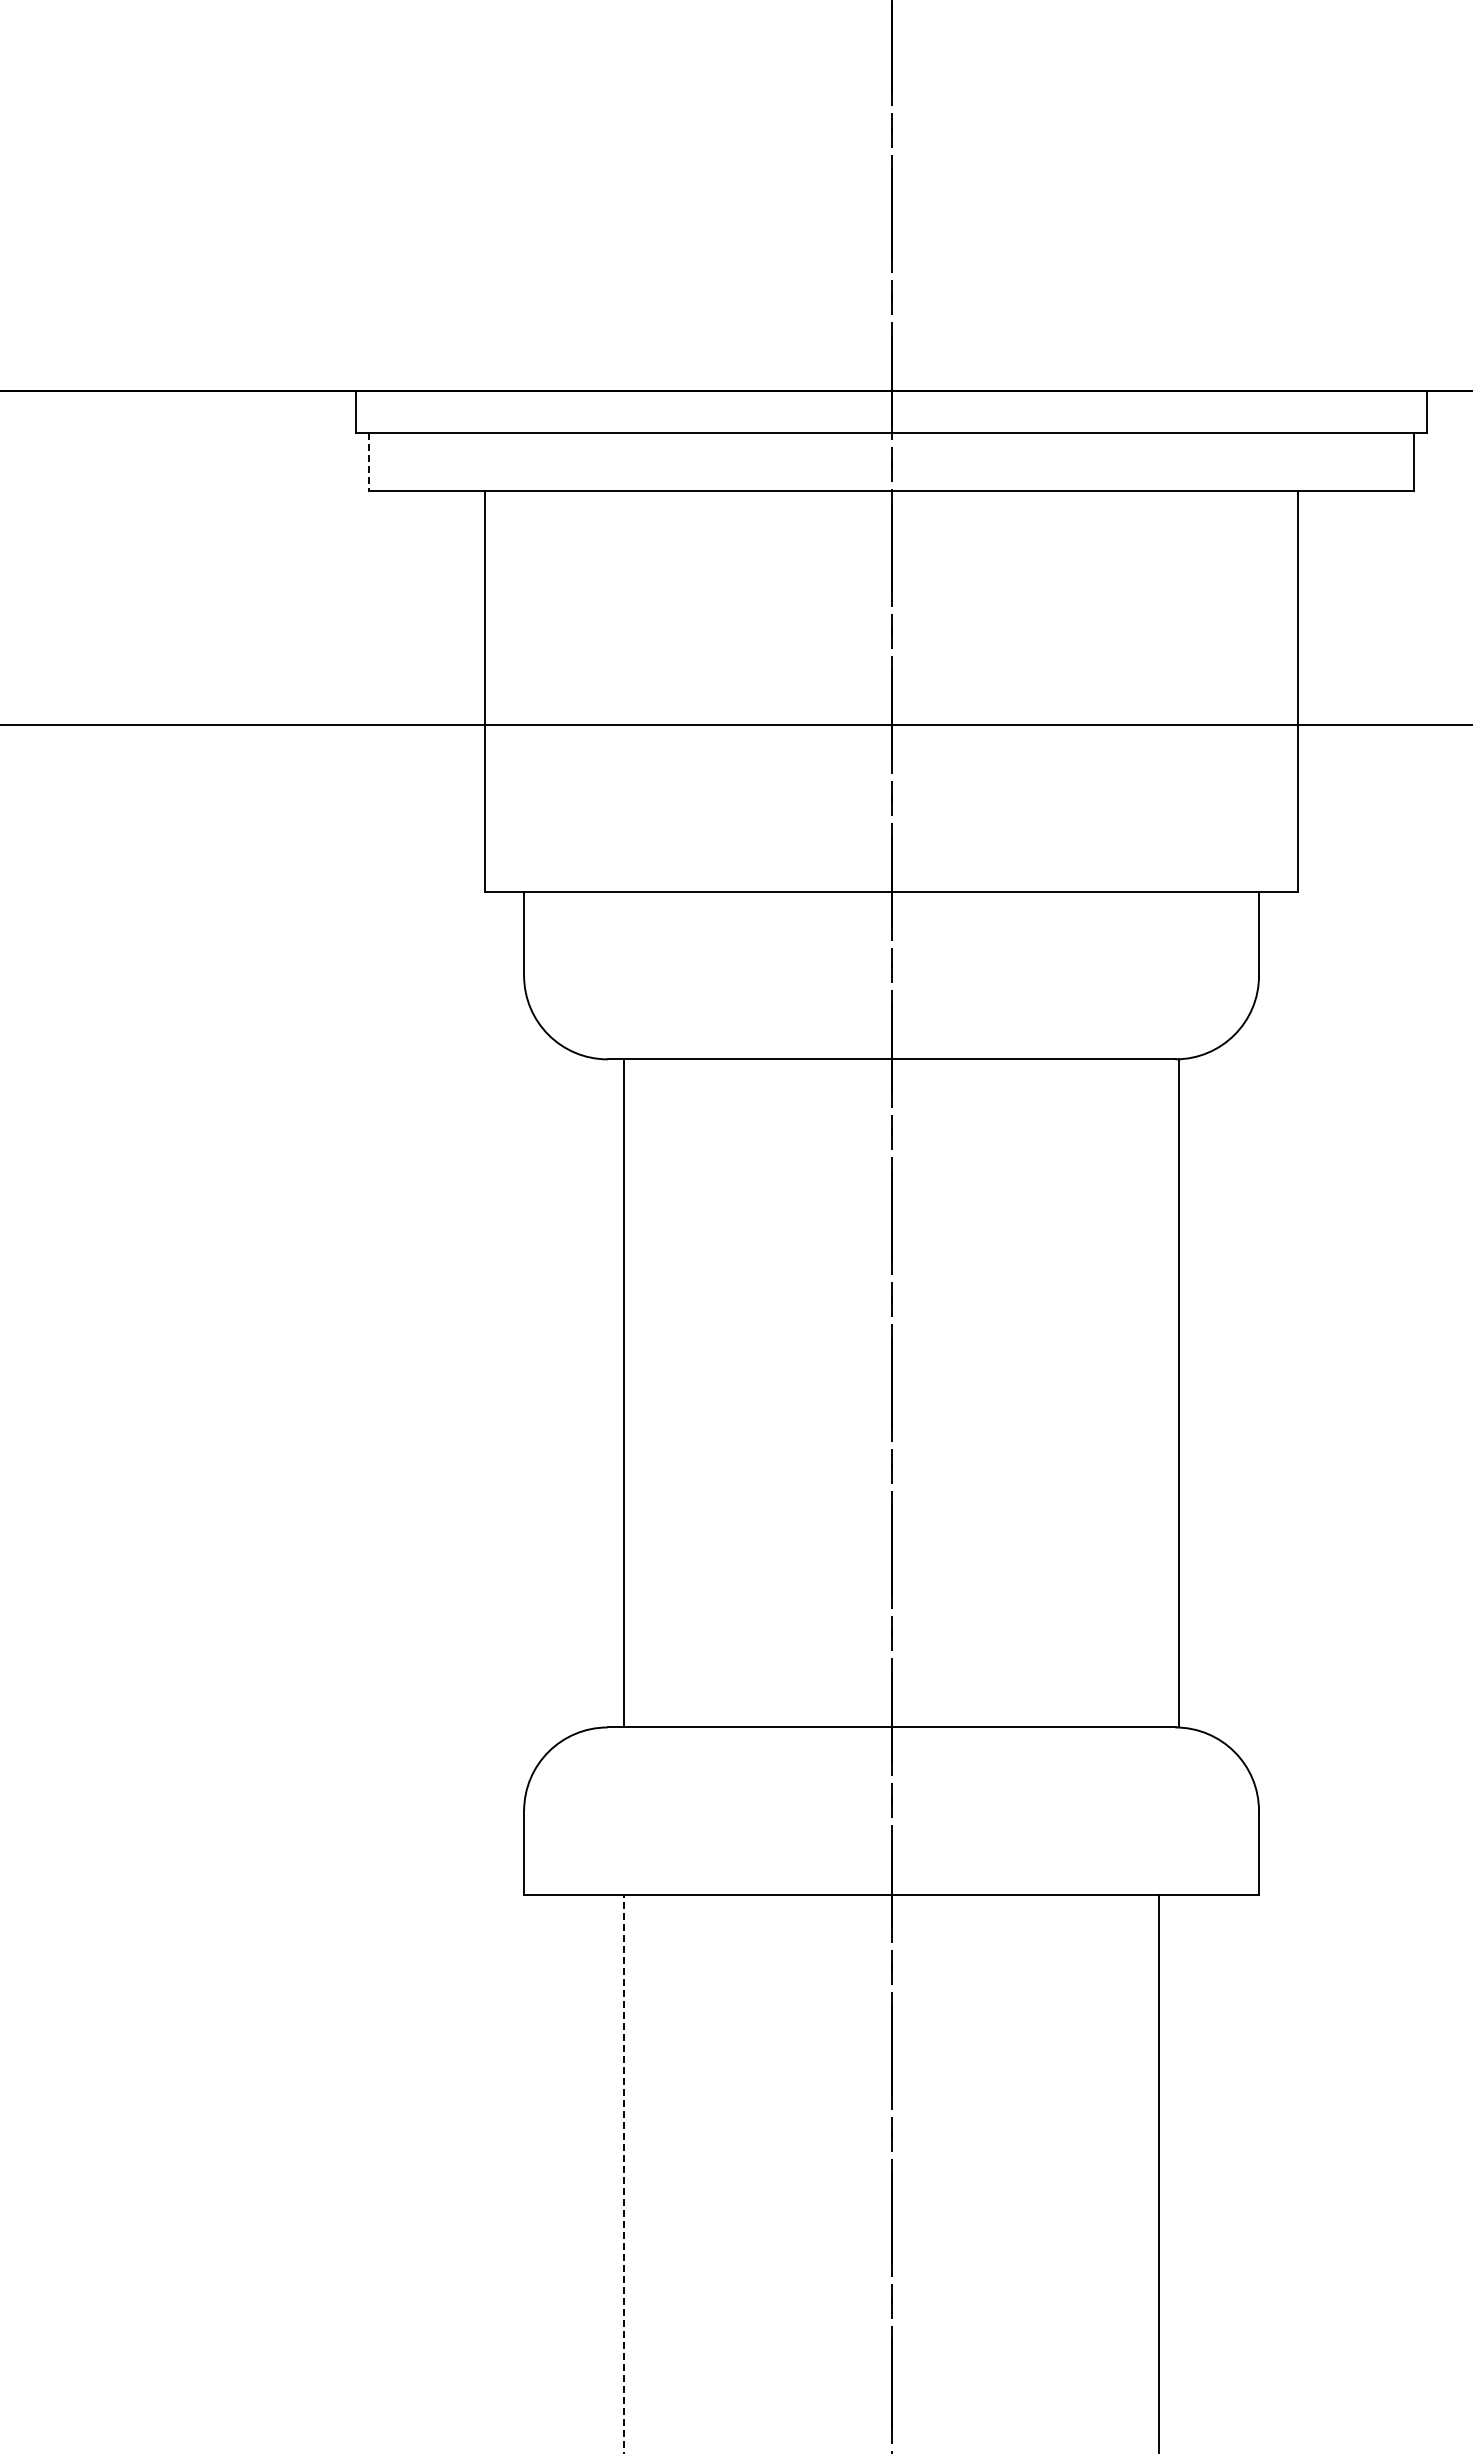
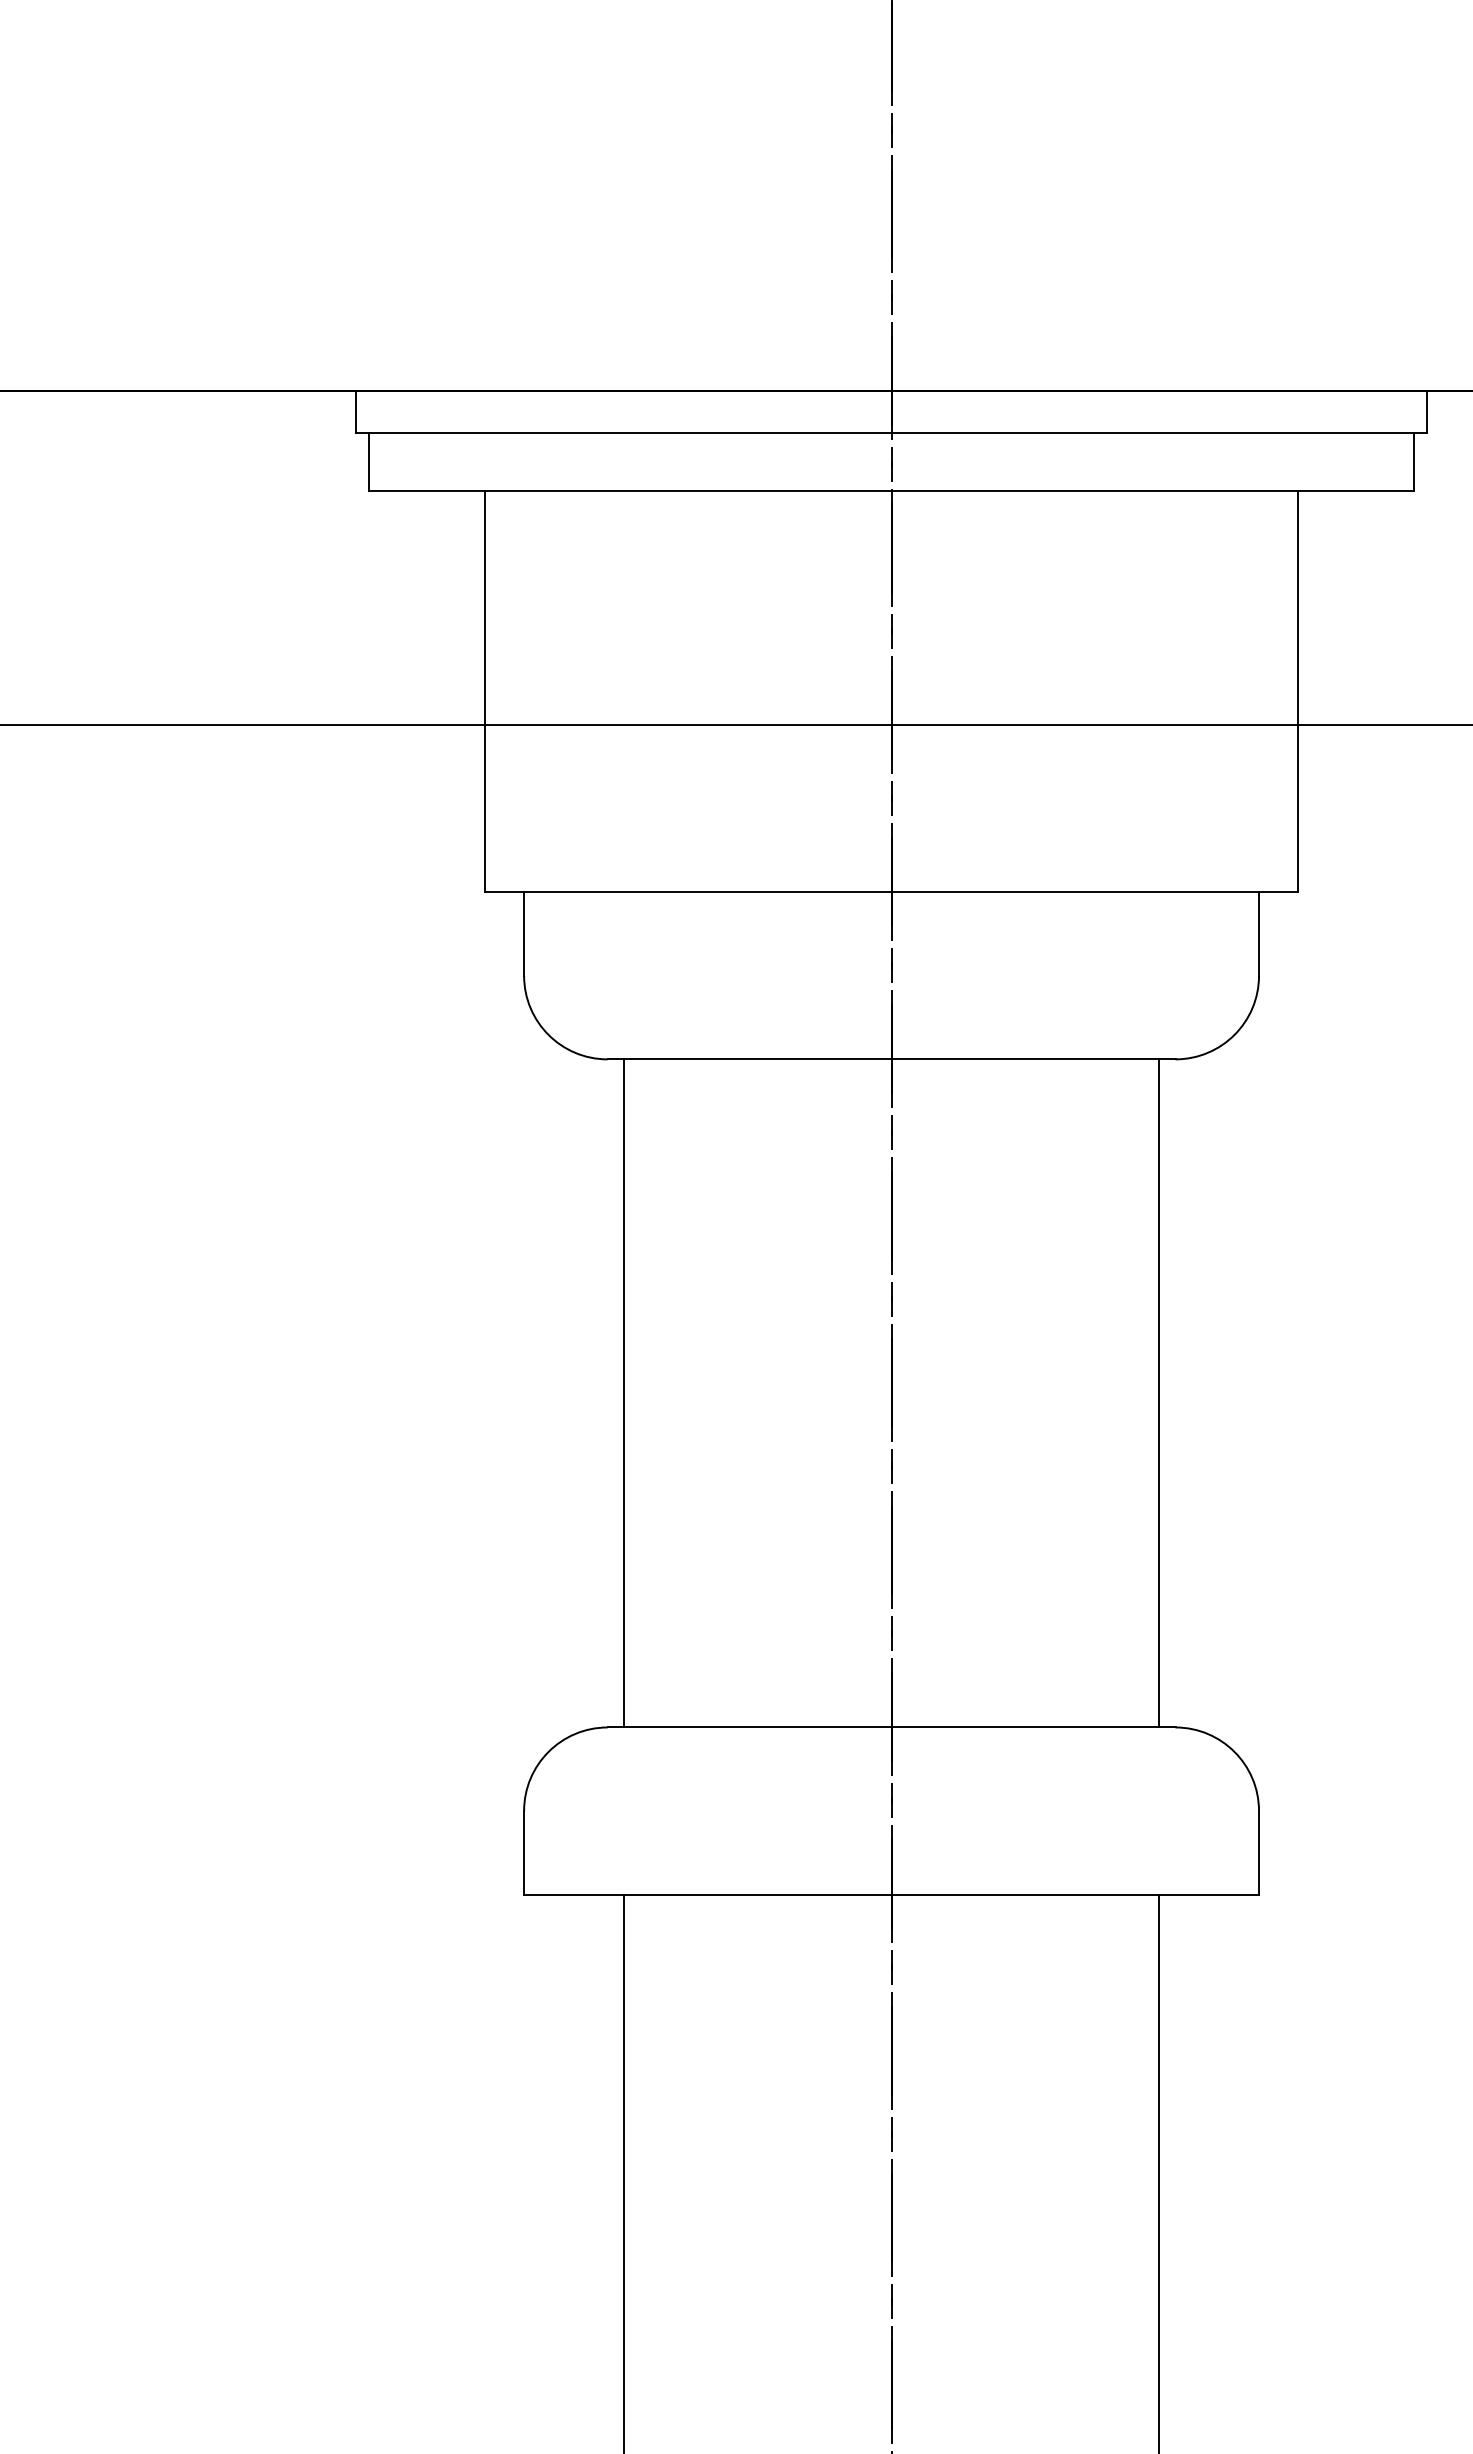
line: dashed -> solid (369, 462)
line position: (1178, 1393) -> (1158, 1393) (1158, 1393)
line: dashed -> solid (624, 2173)
